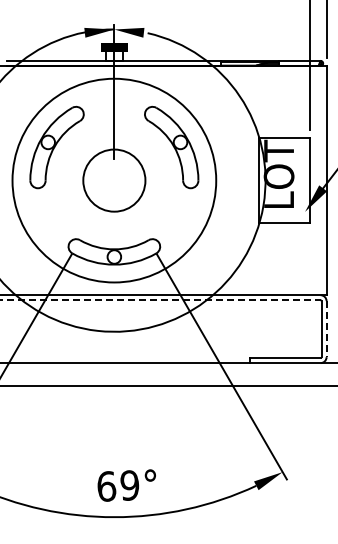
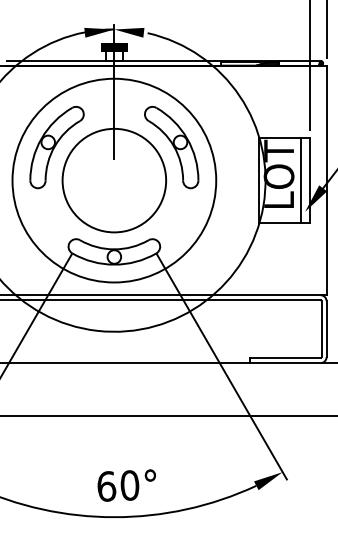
circle diameter: 62 px -> 104 px (114, 180)
line: none -> present (301, 180)
line: dashed -> solid (160, 300)
line: dashed -> solid (326, 329)
line position: (168, 385) -> (168, 415) (168, 415)
text: 69° -> 60° (129, 485)
